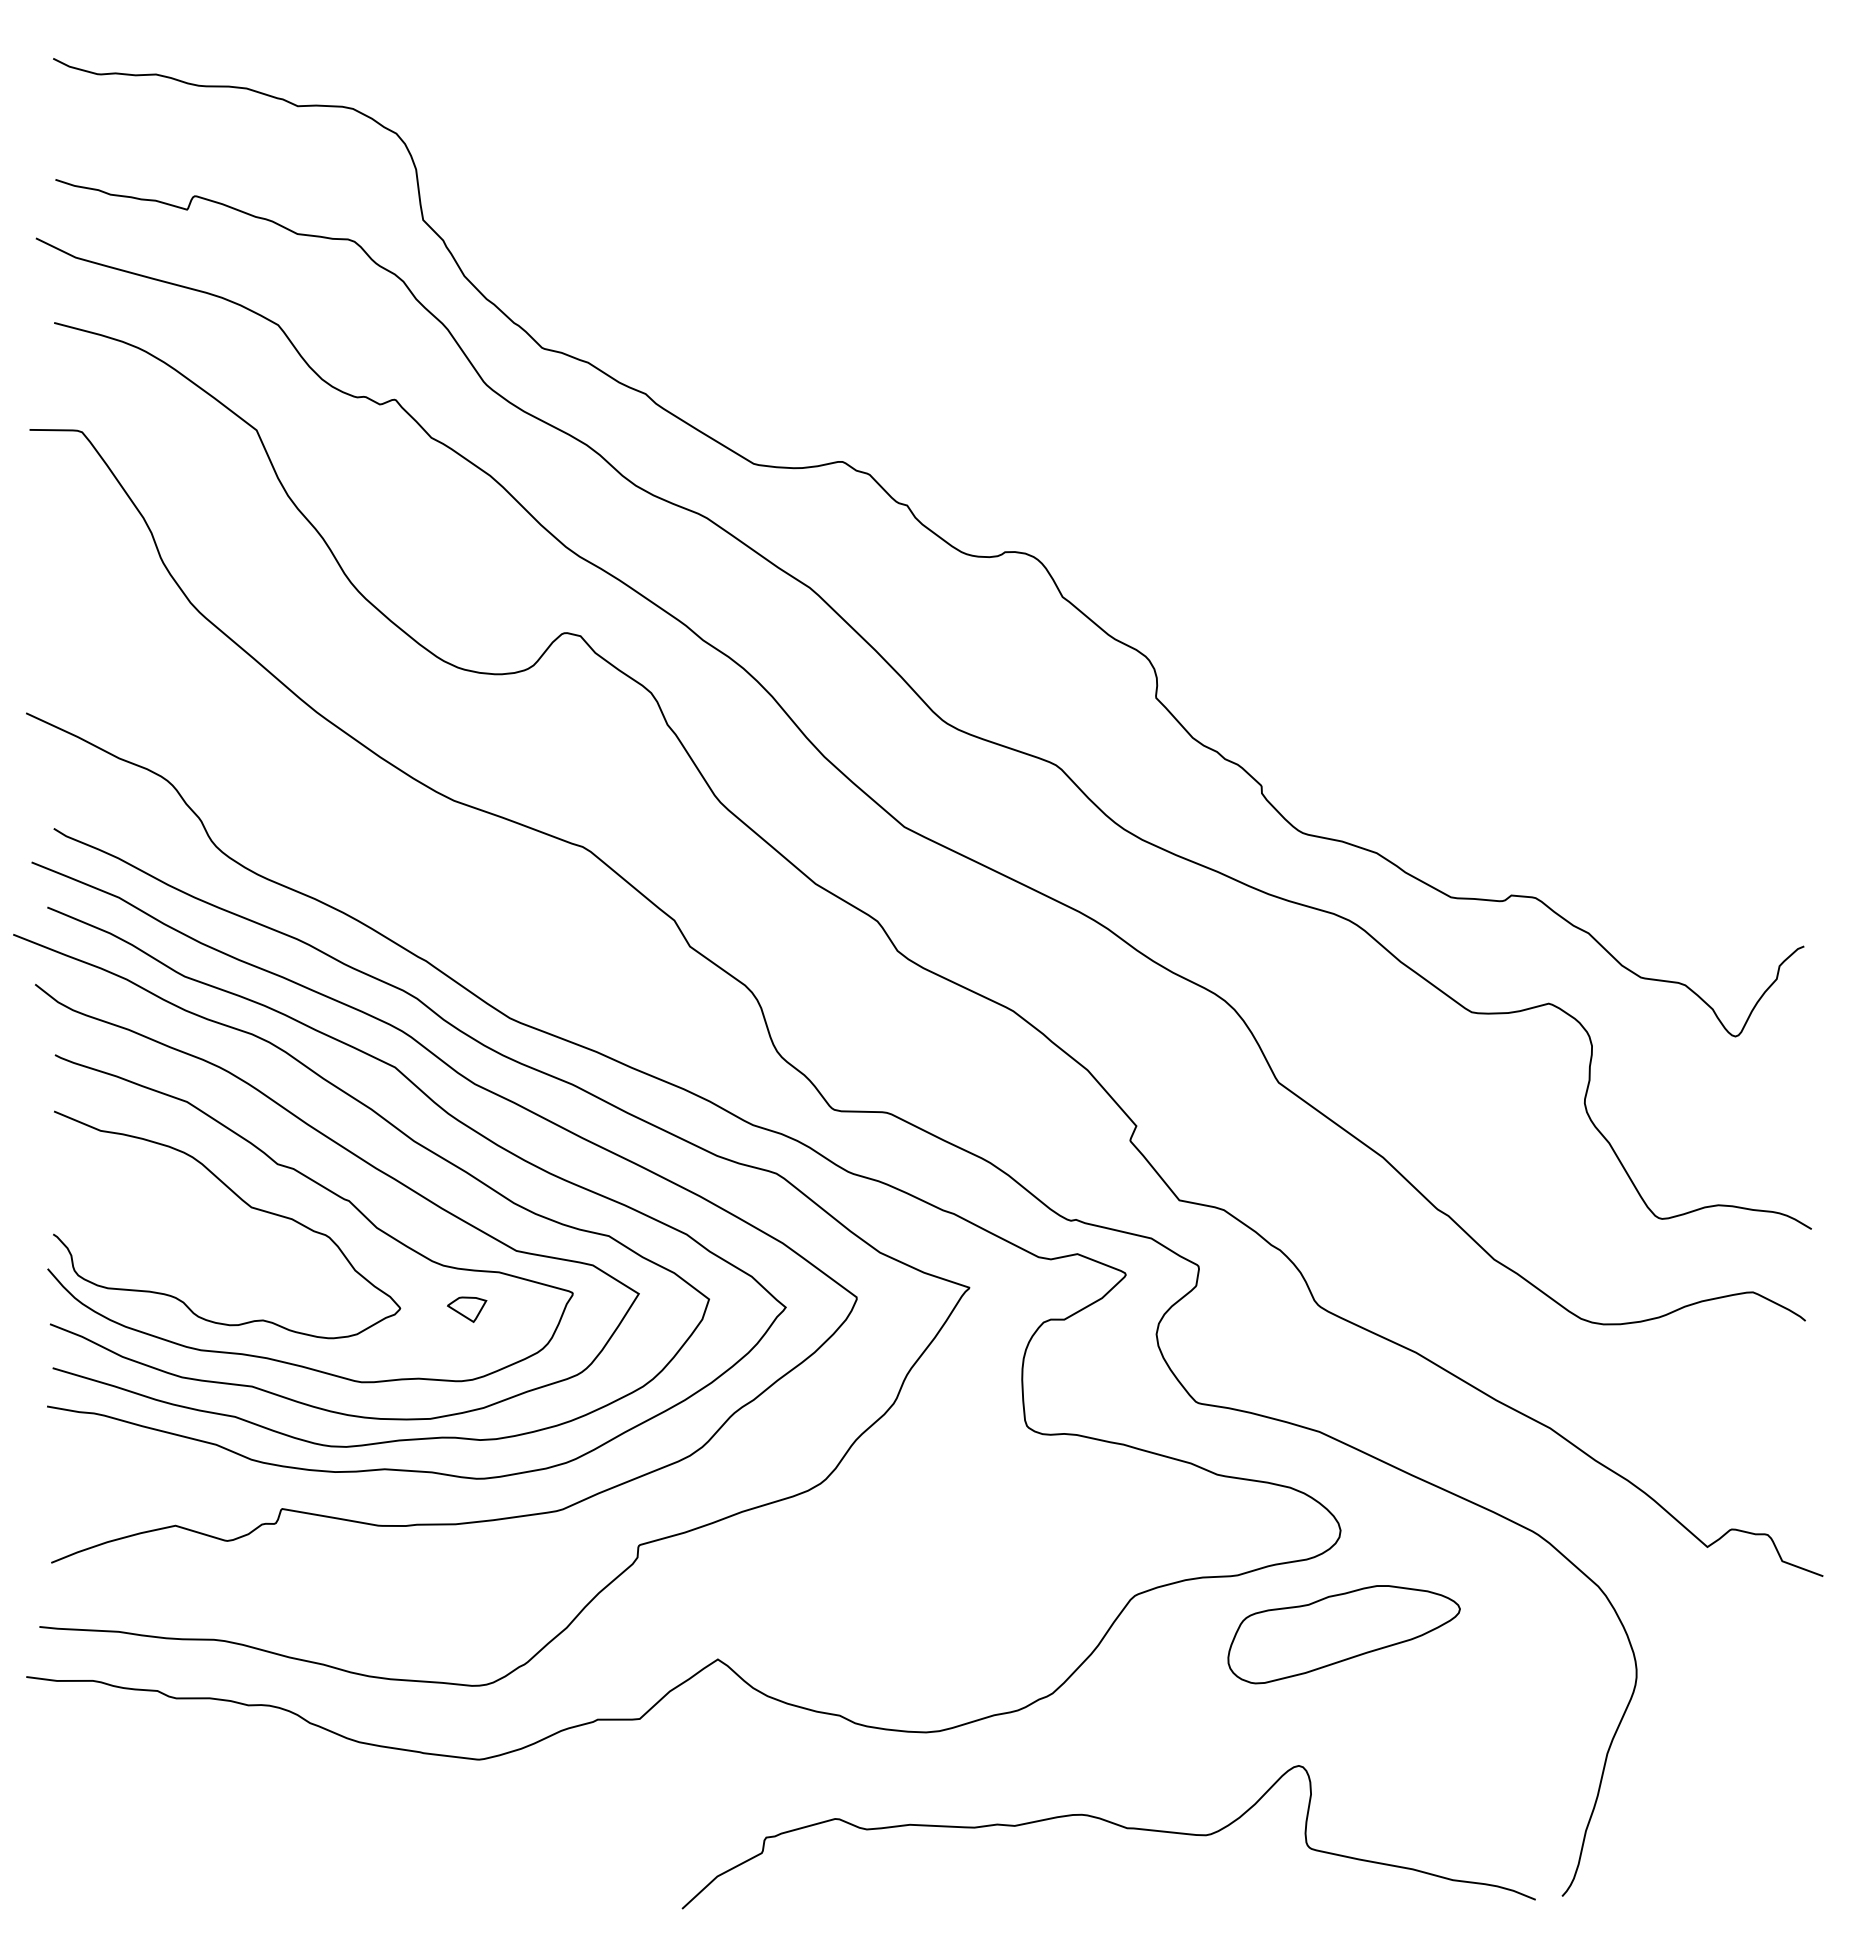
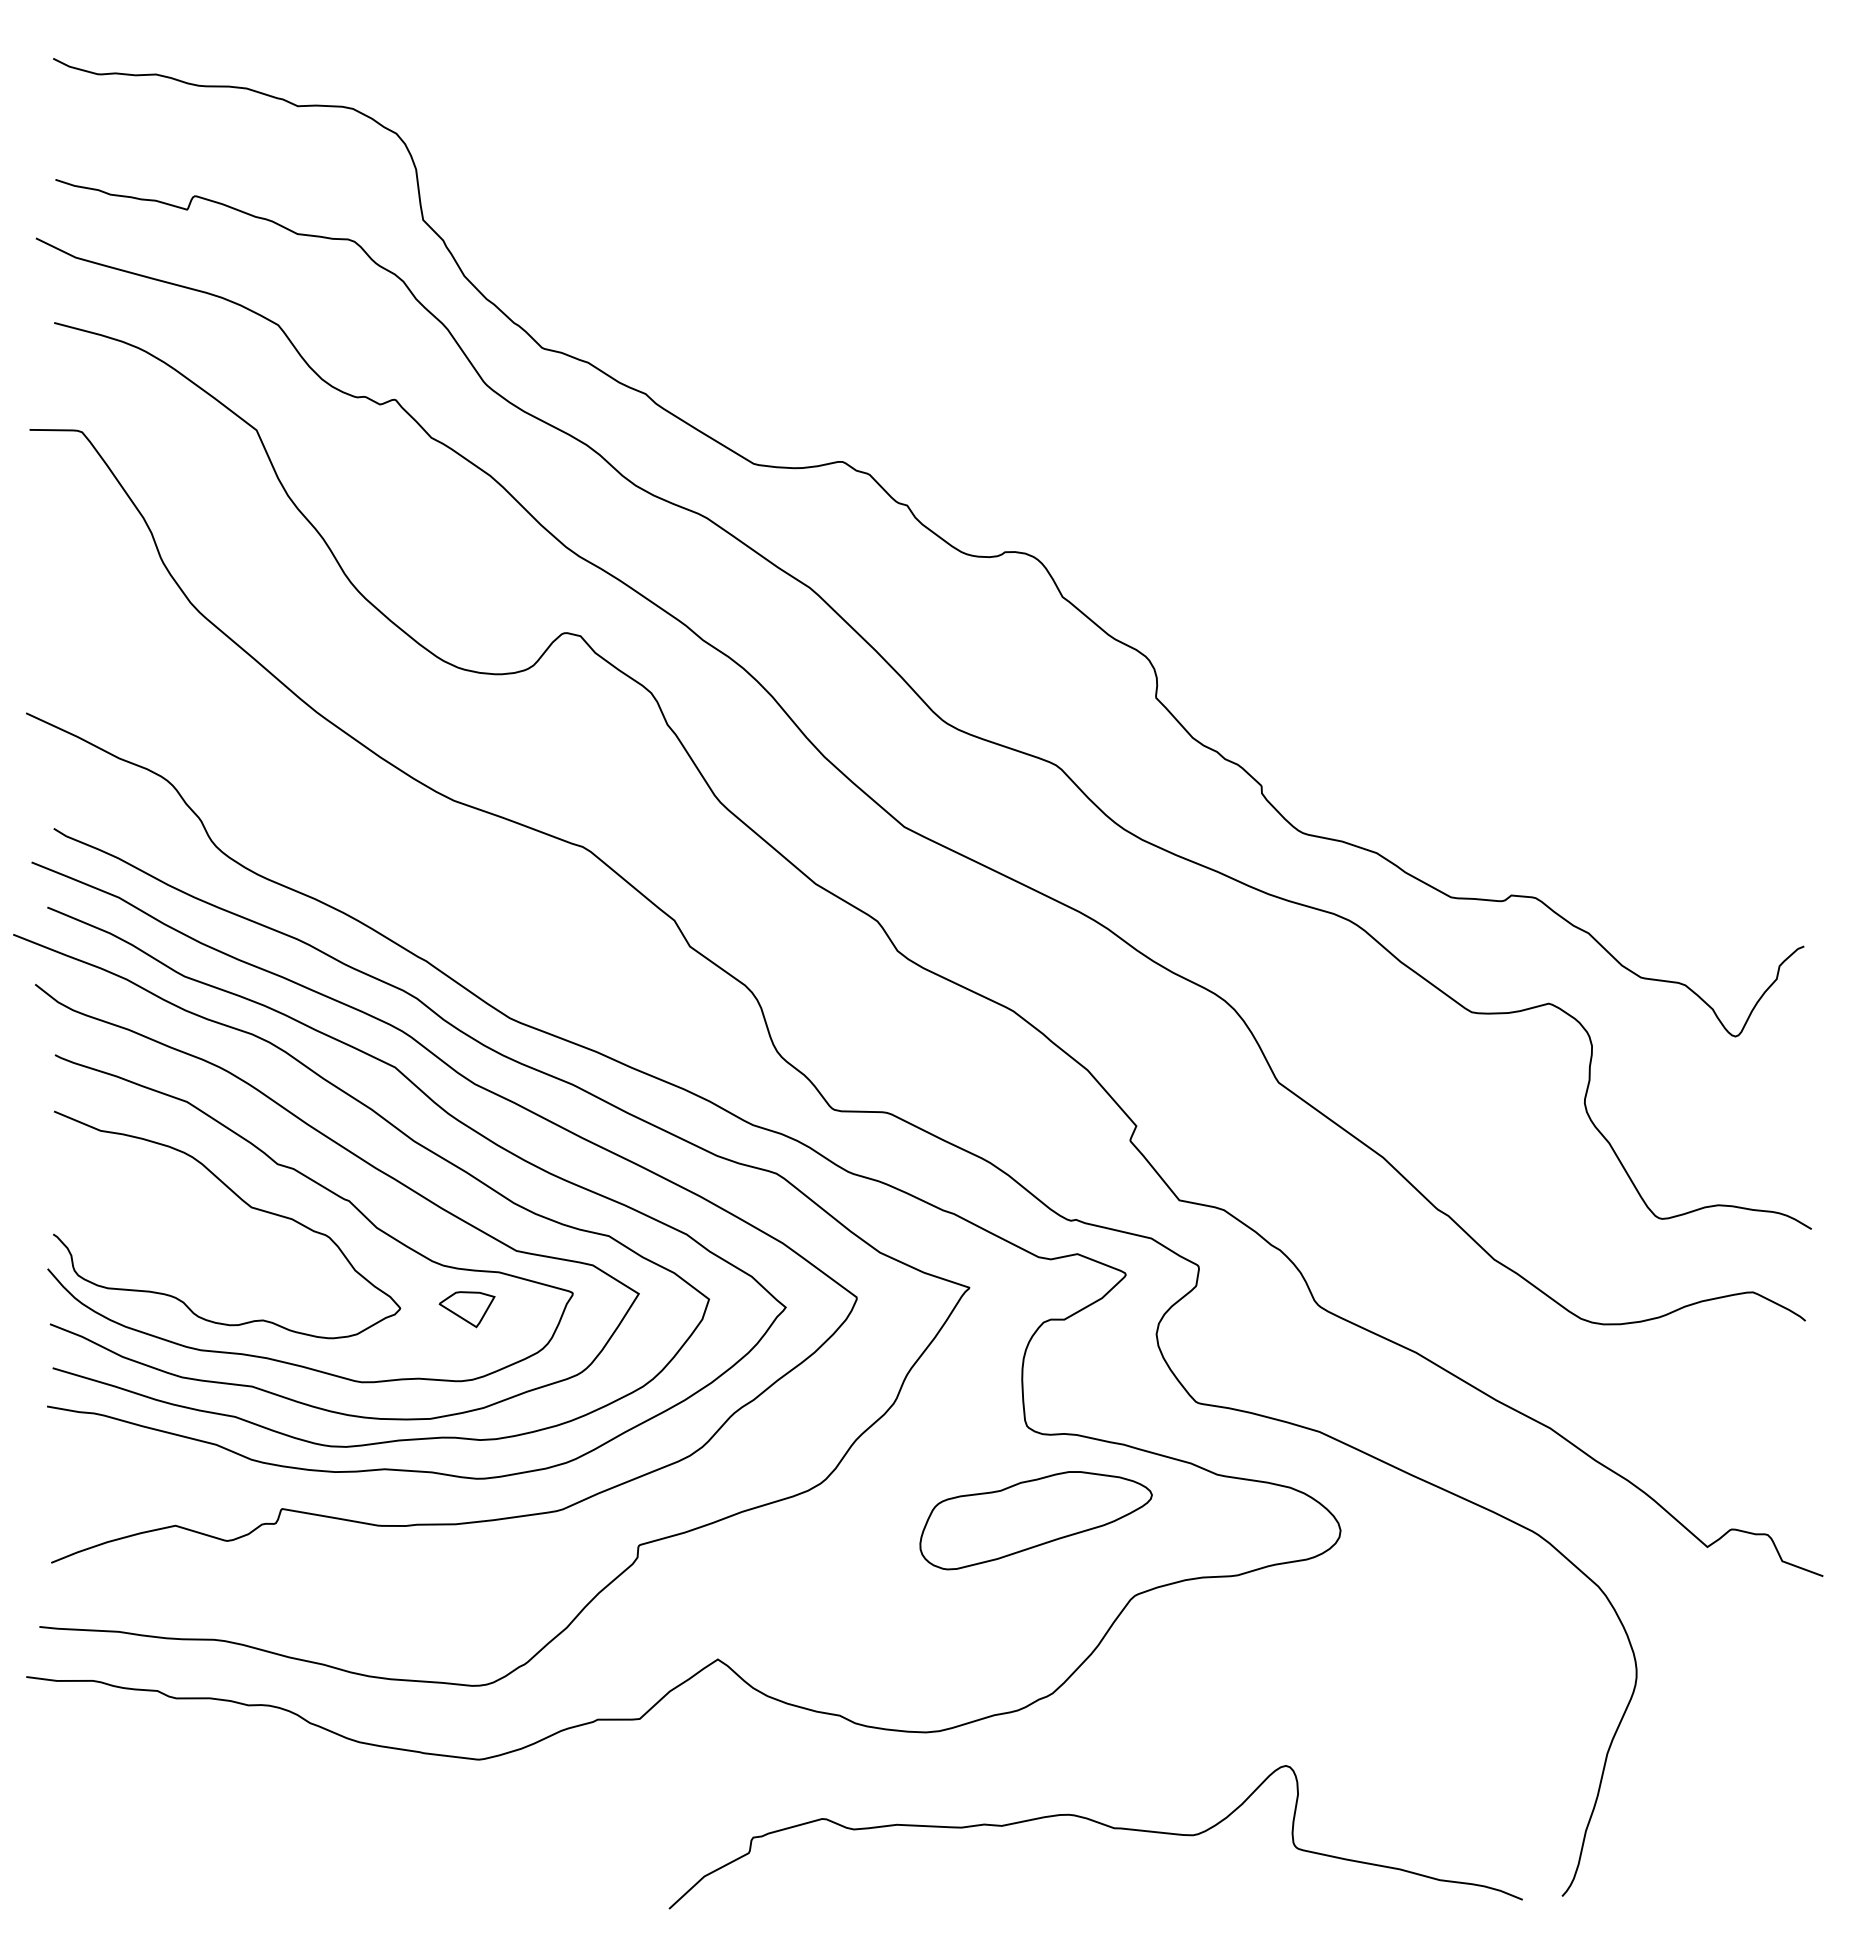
part size: 41x27 px -> 58x38 px (466, 1309)
part position: (1343, 1634) -> (1035, 1520) (1035, 1520)
curve position: (1113, 1824) -> (1100, 1824) (1100, 1824)
